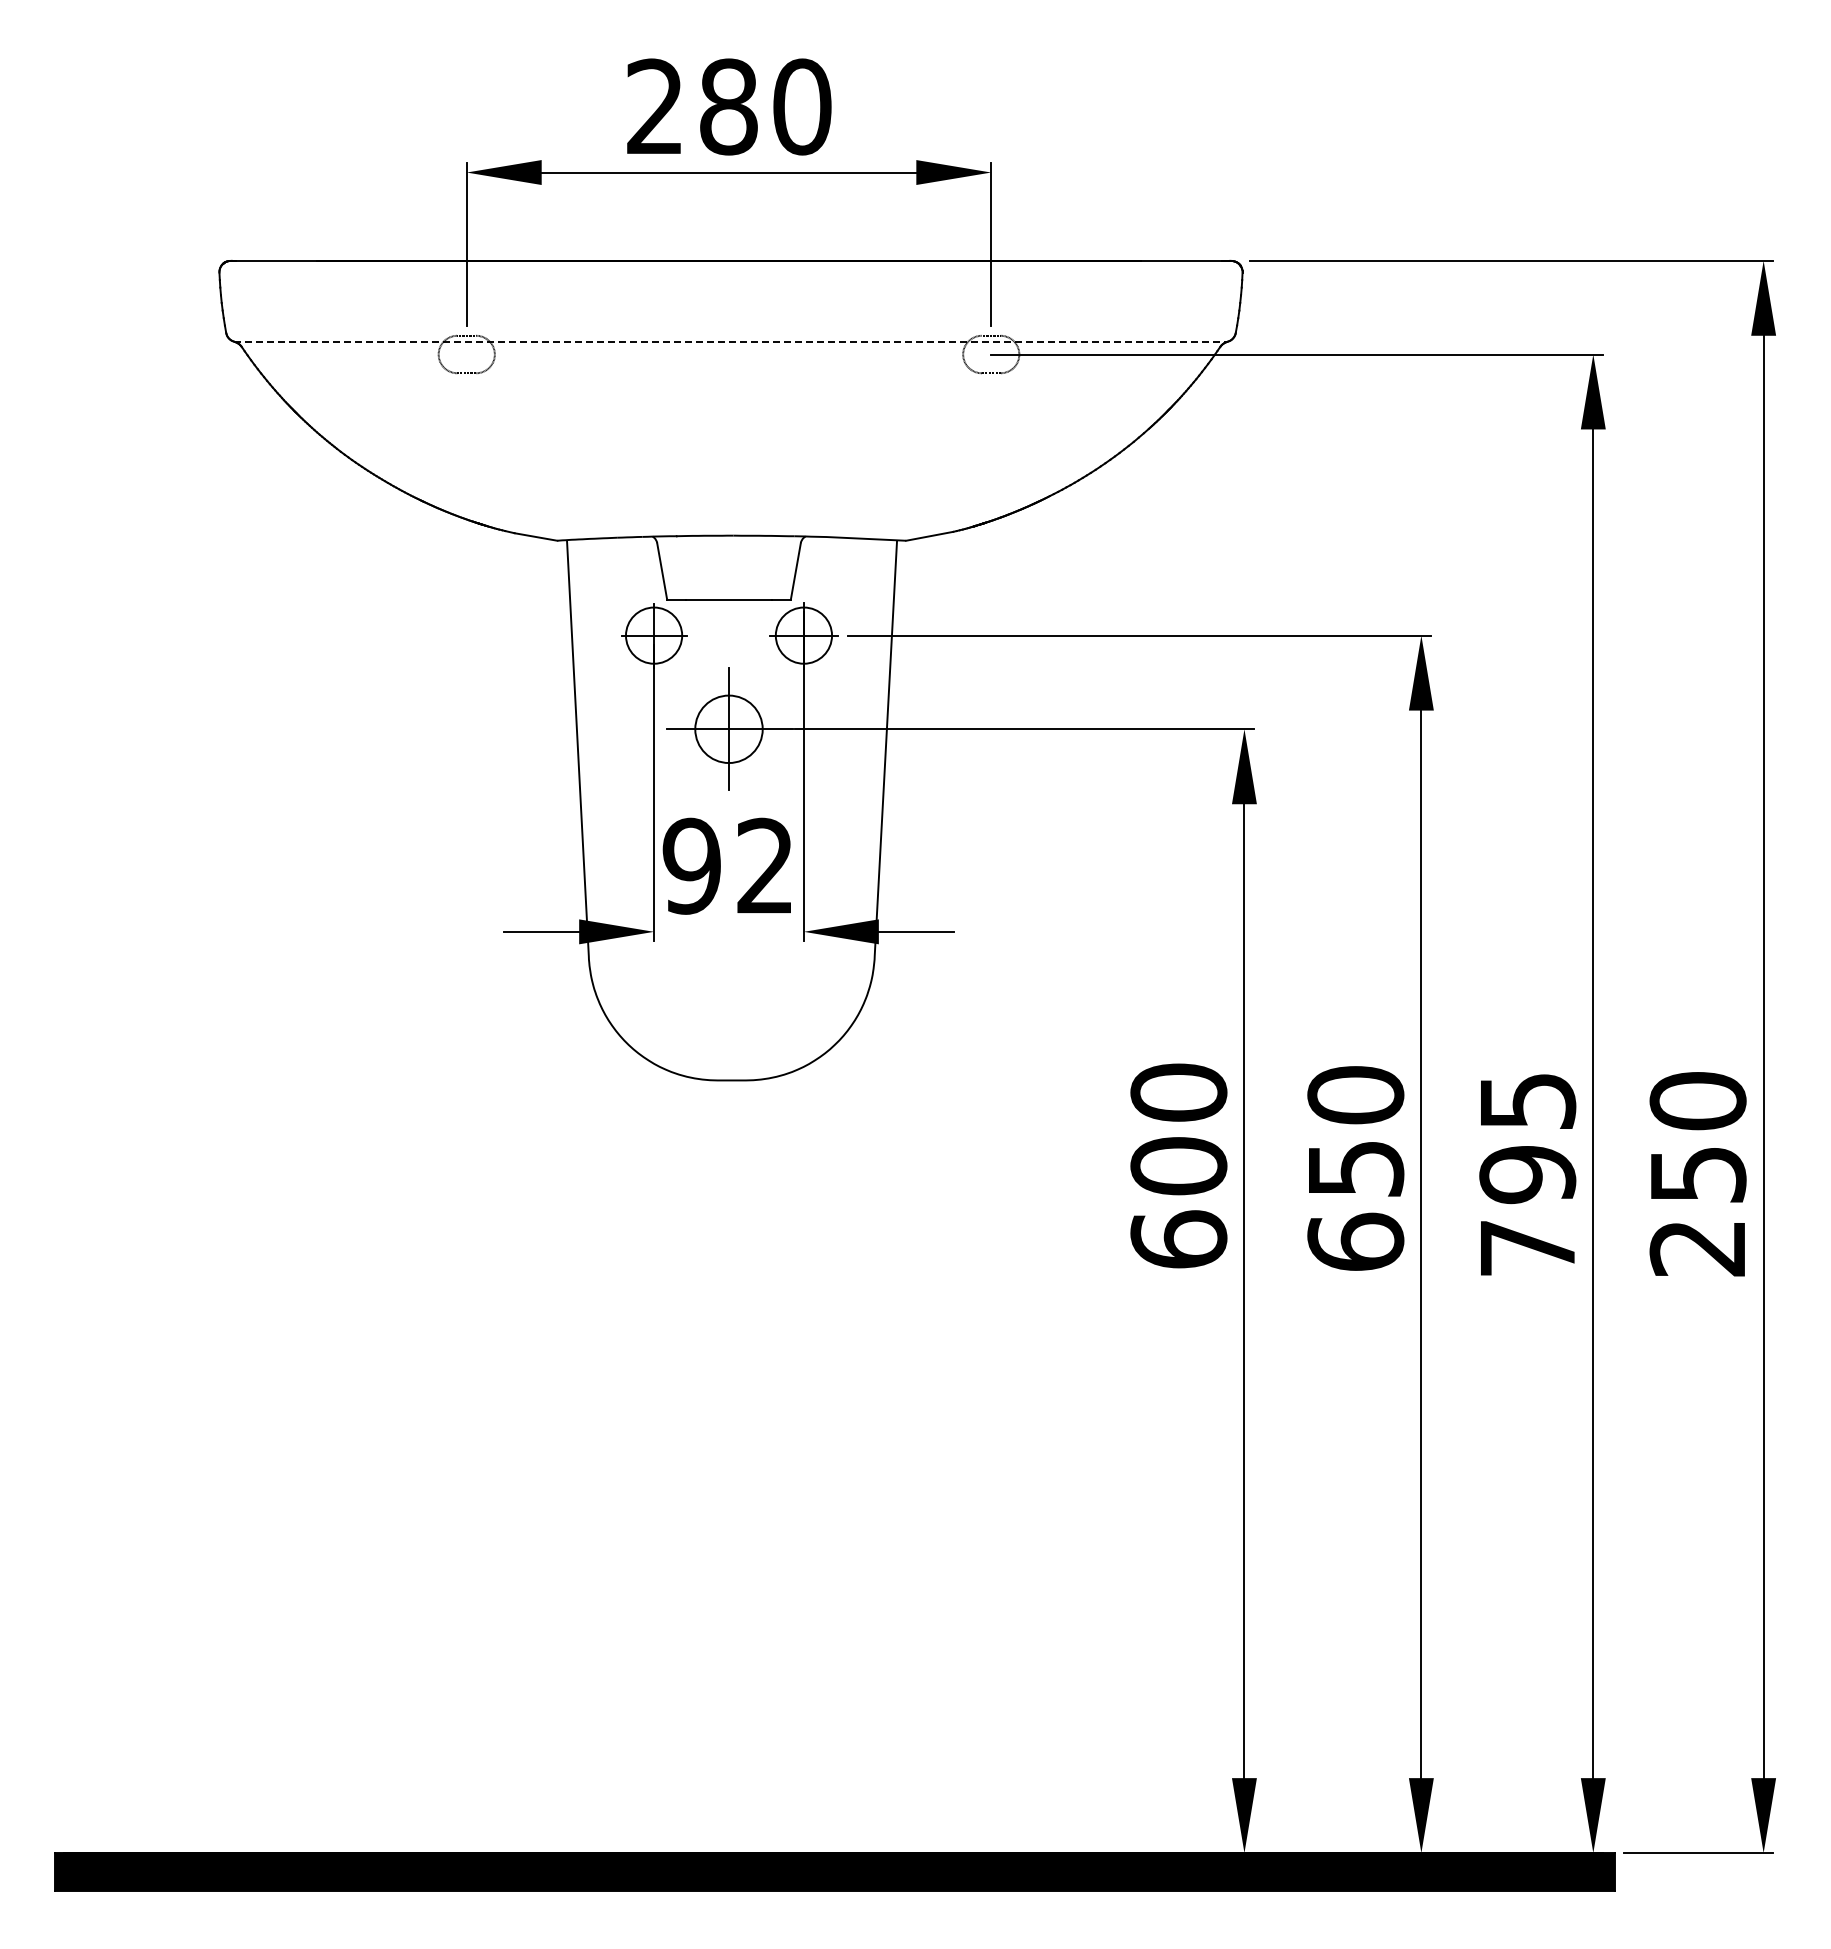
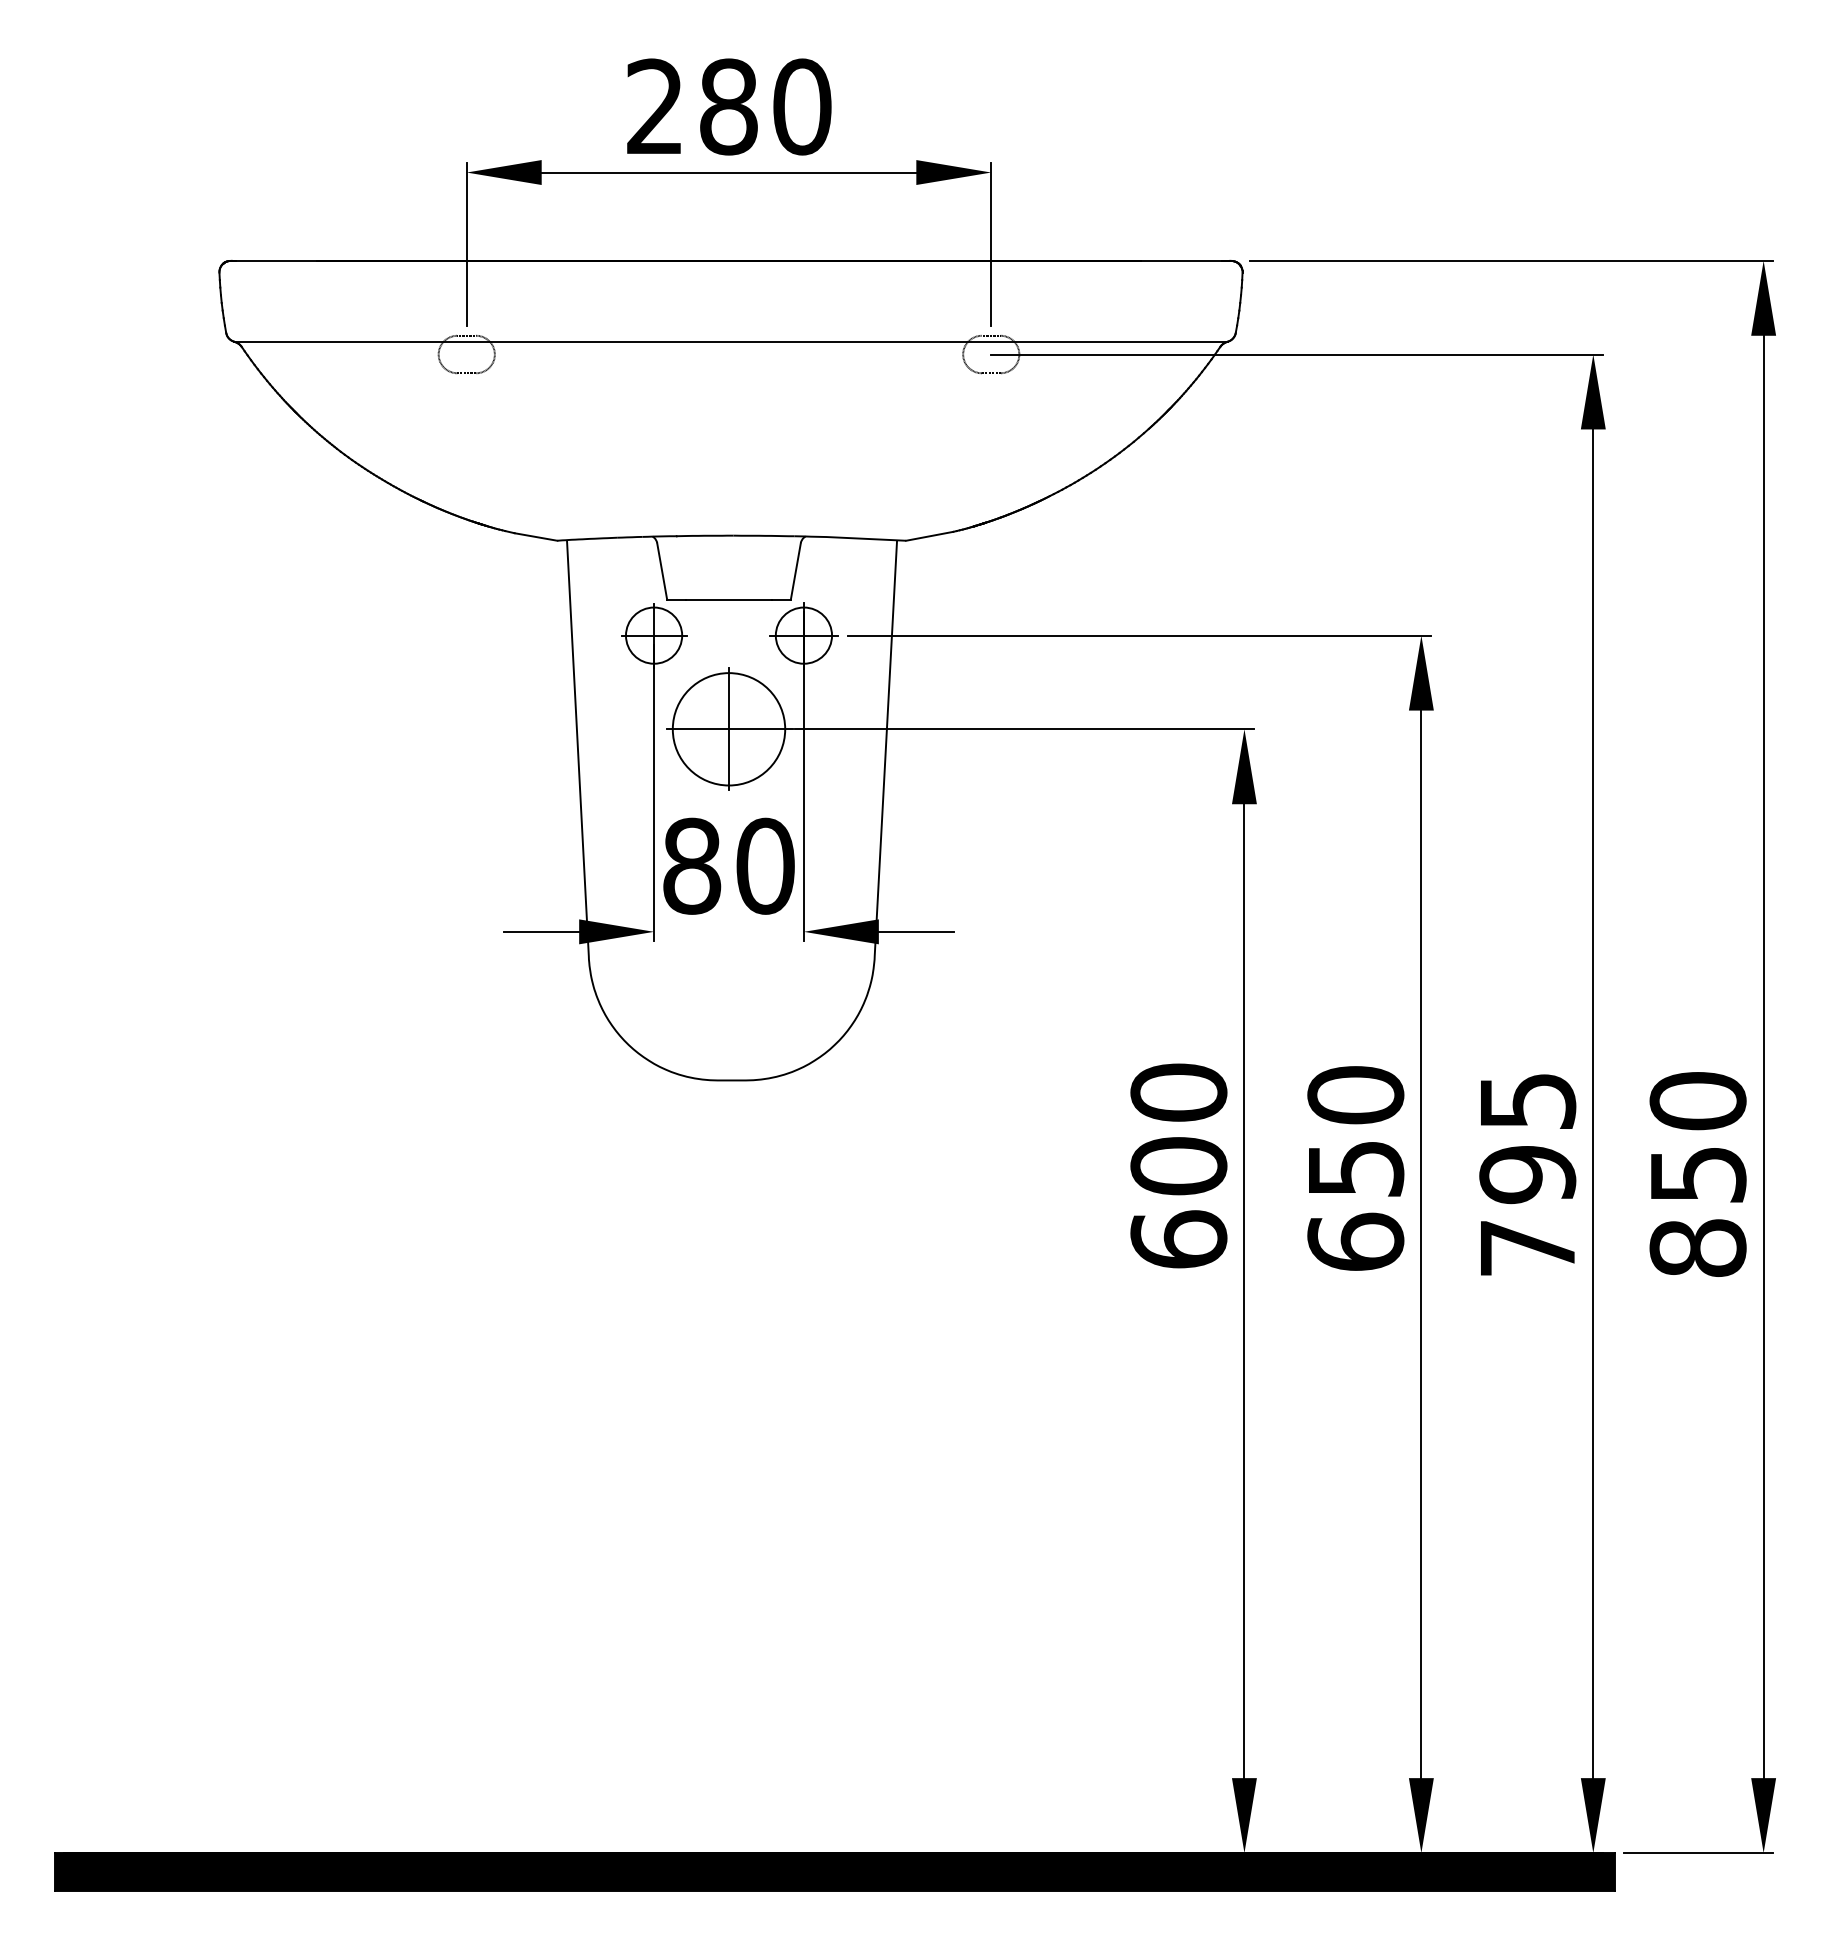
line: dashed -> solid (731, 341)
circle diameter: 67 px -> 112 px (728, 729)
text: 92 -> 80 (728, 865)
text: 250 -> 850 (1697, 1247)
